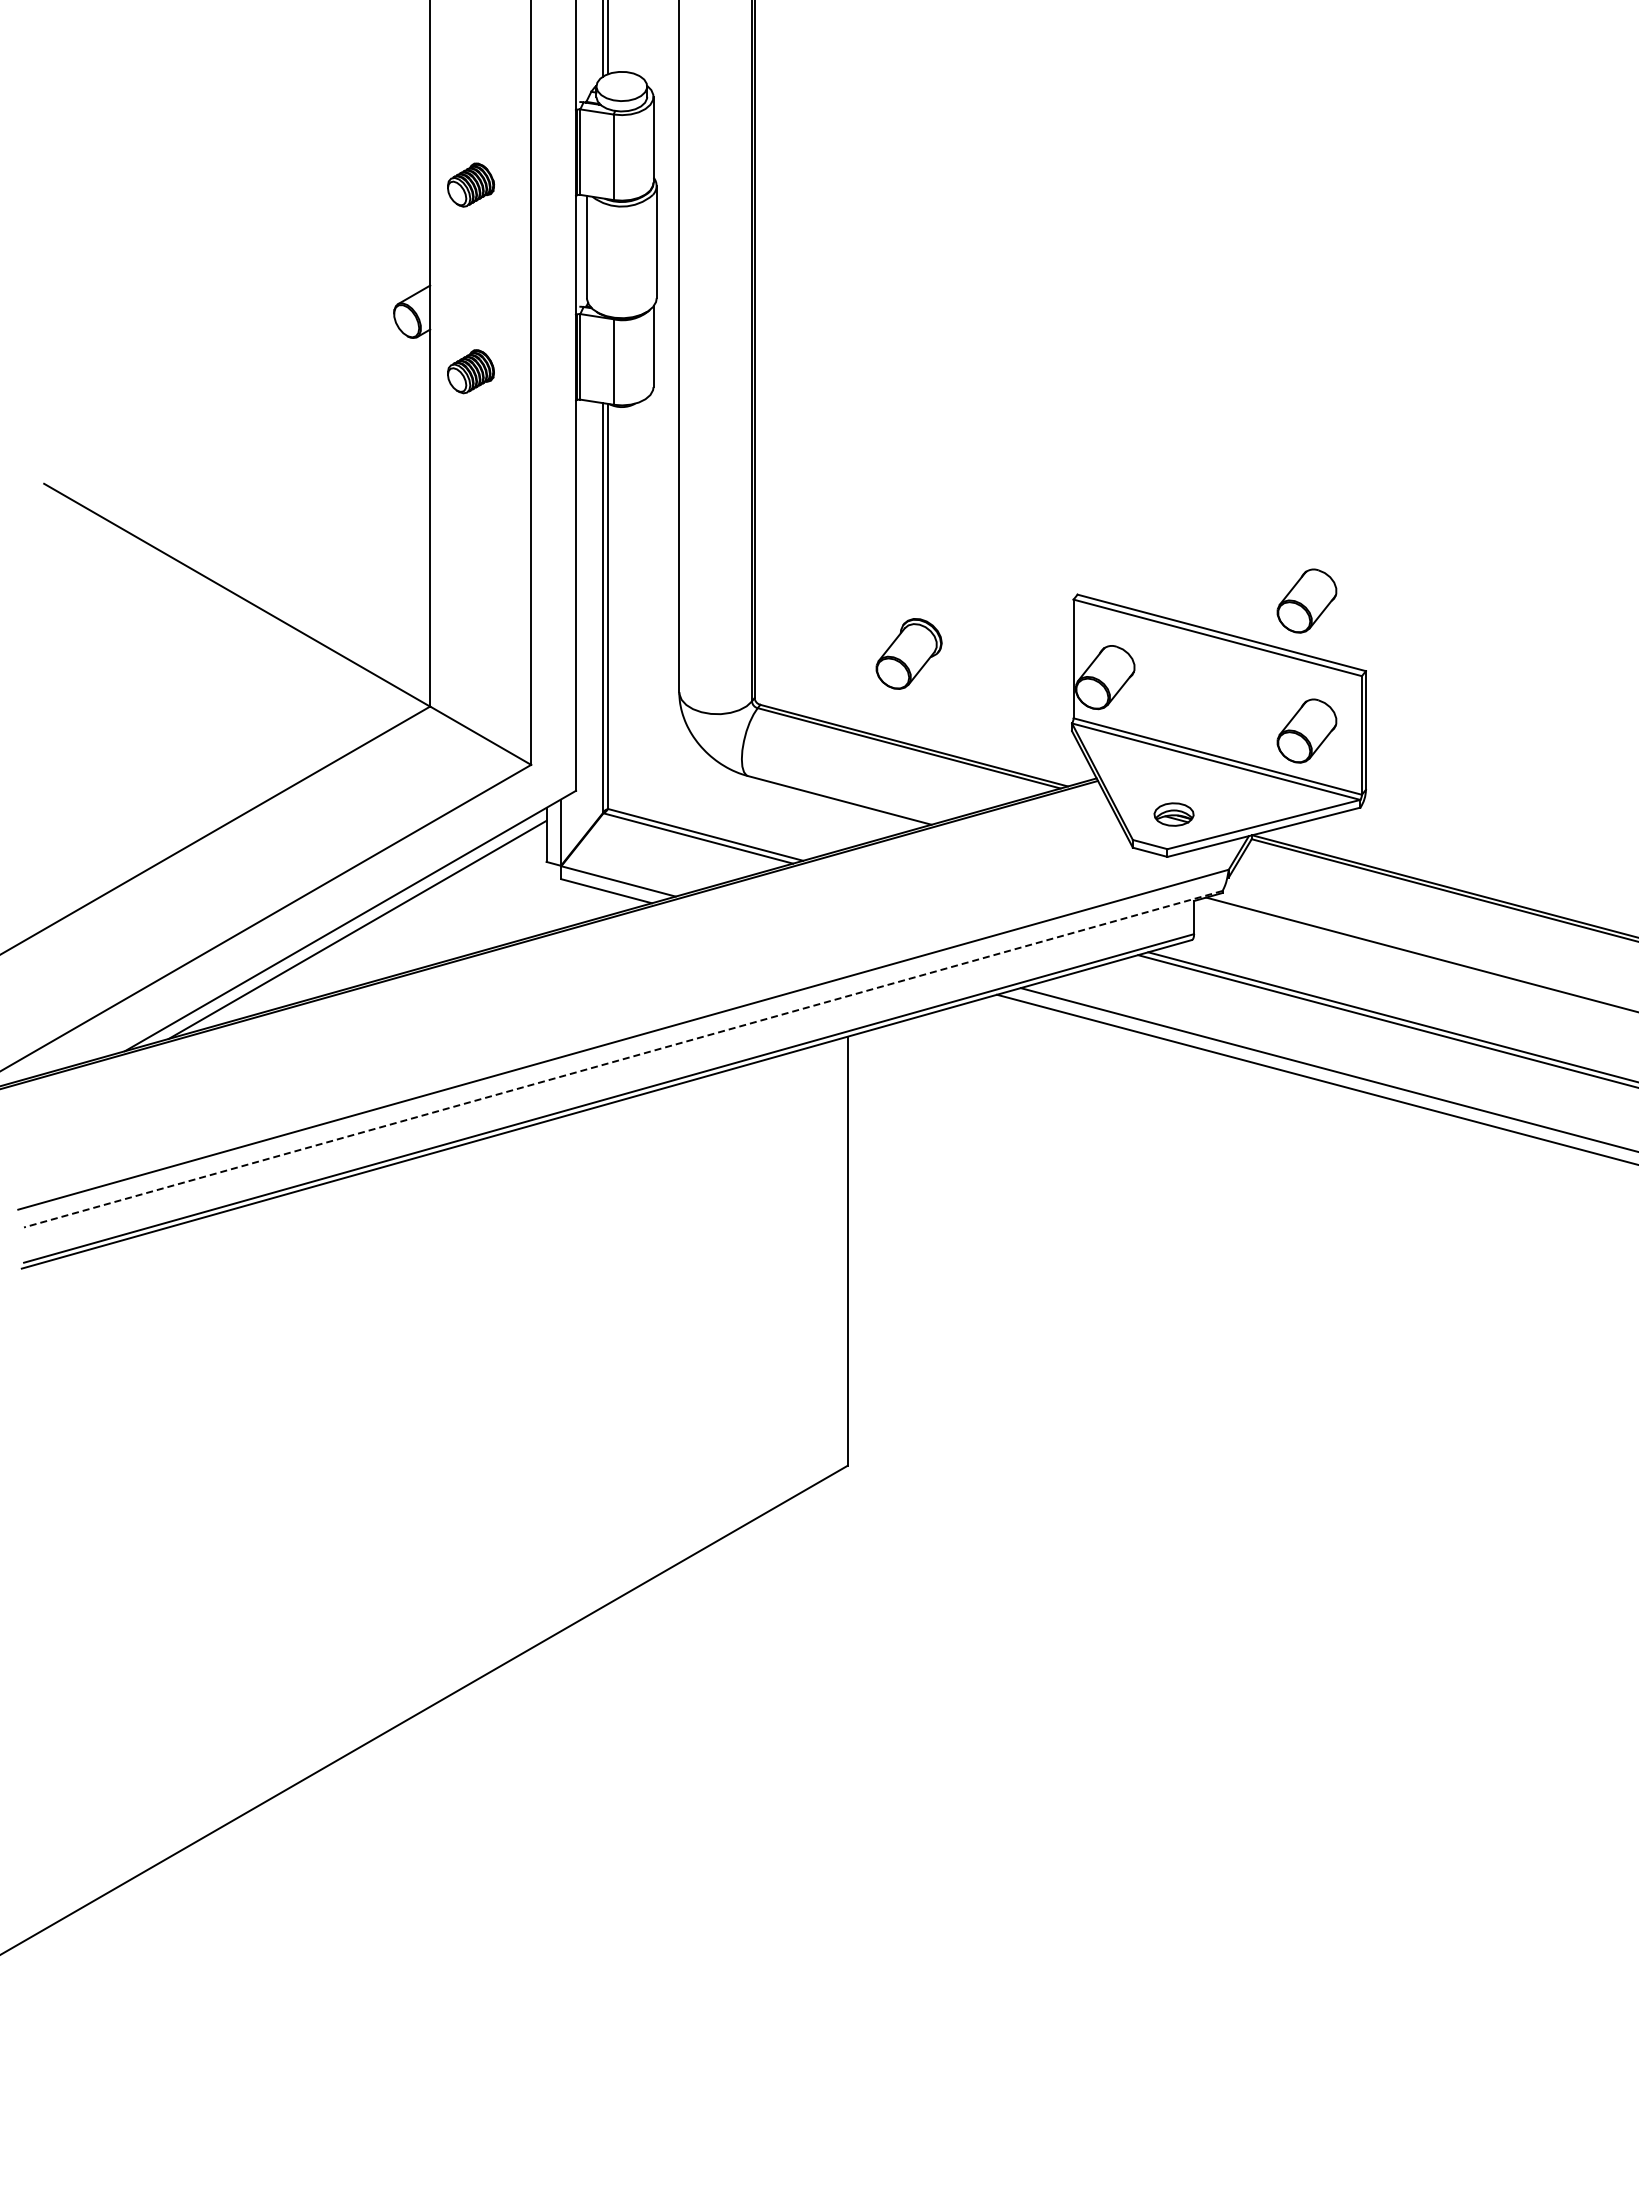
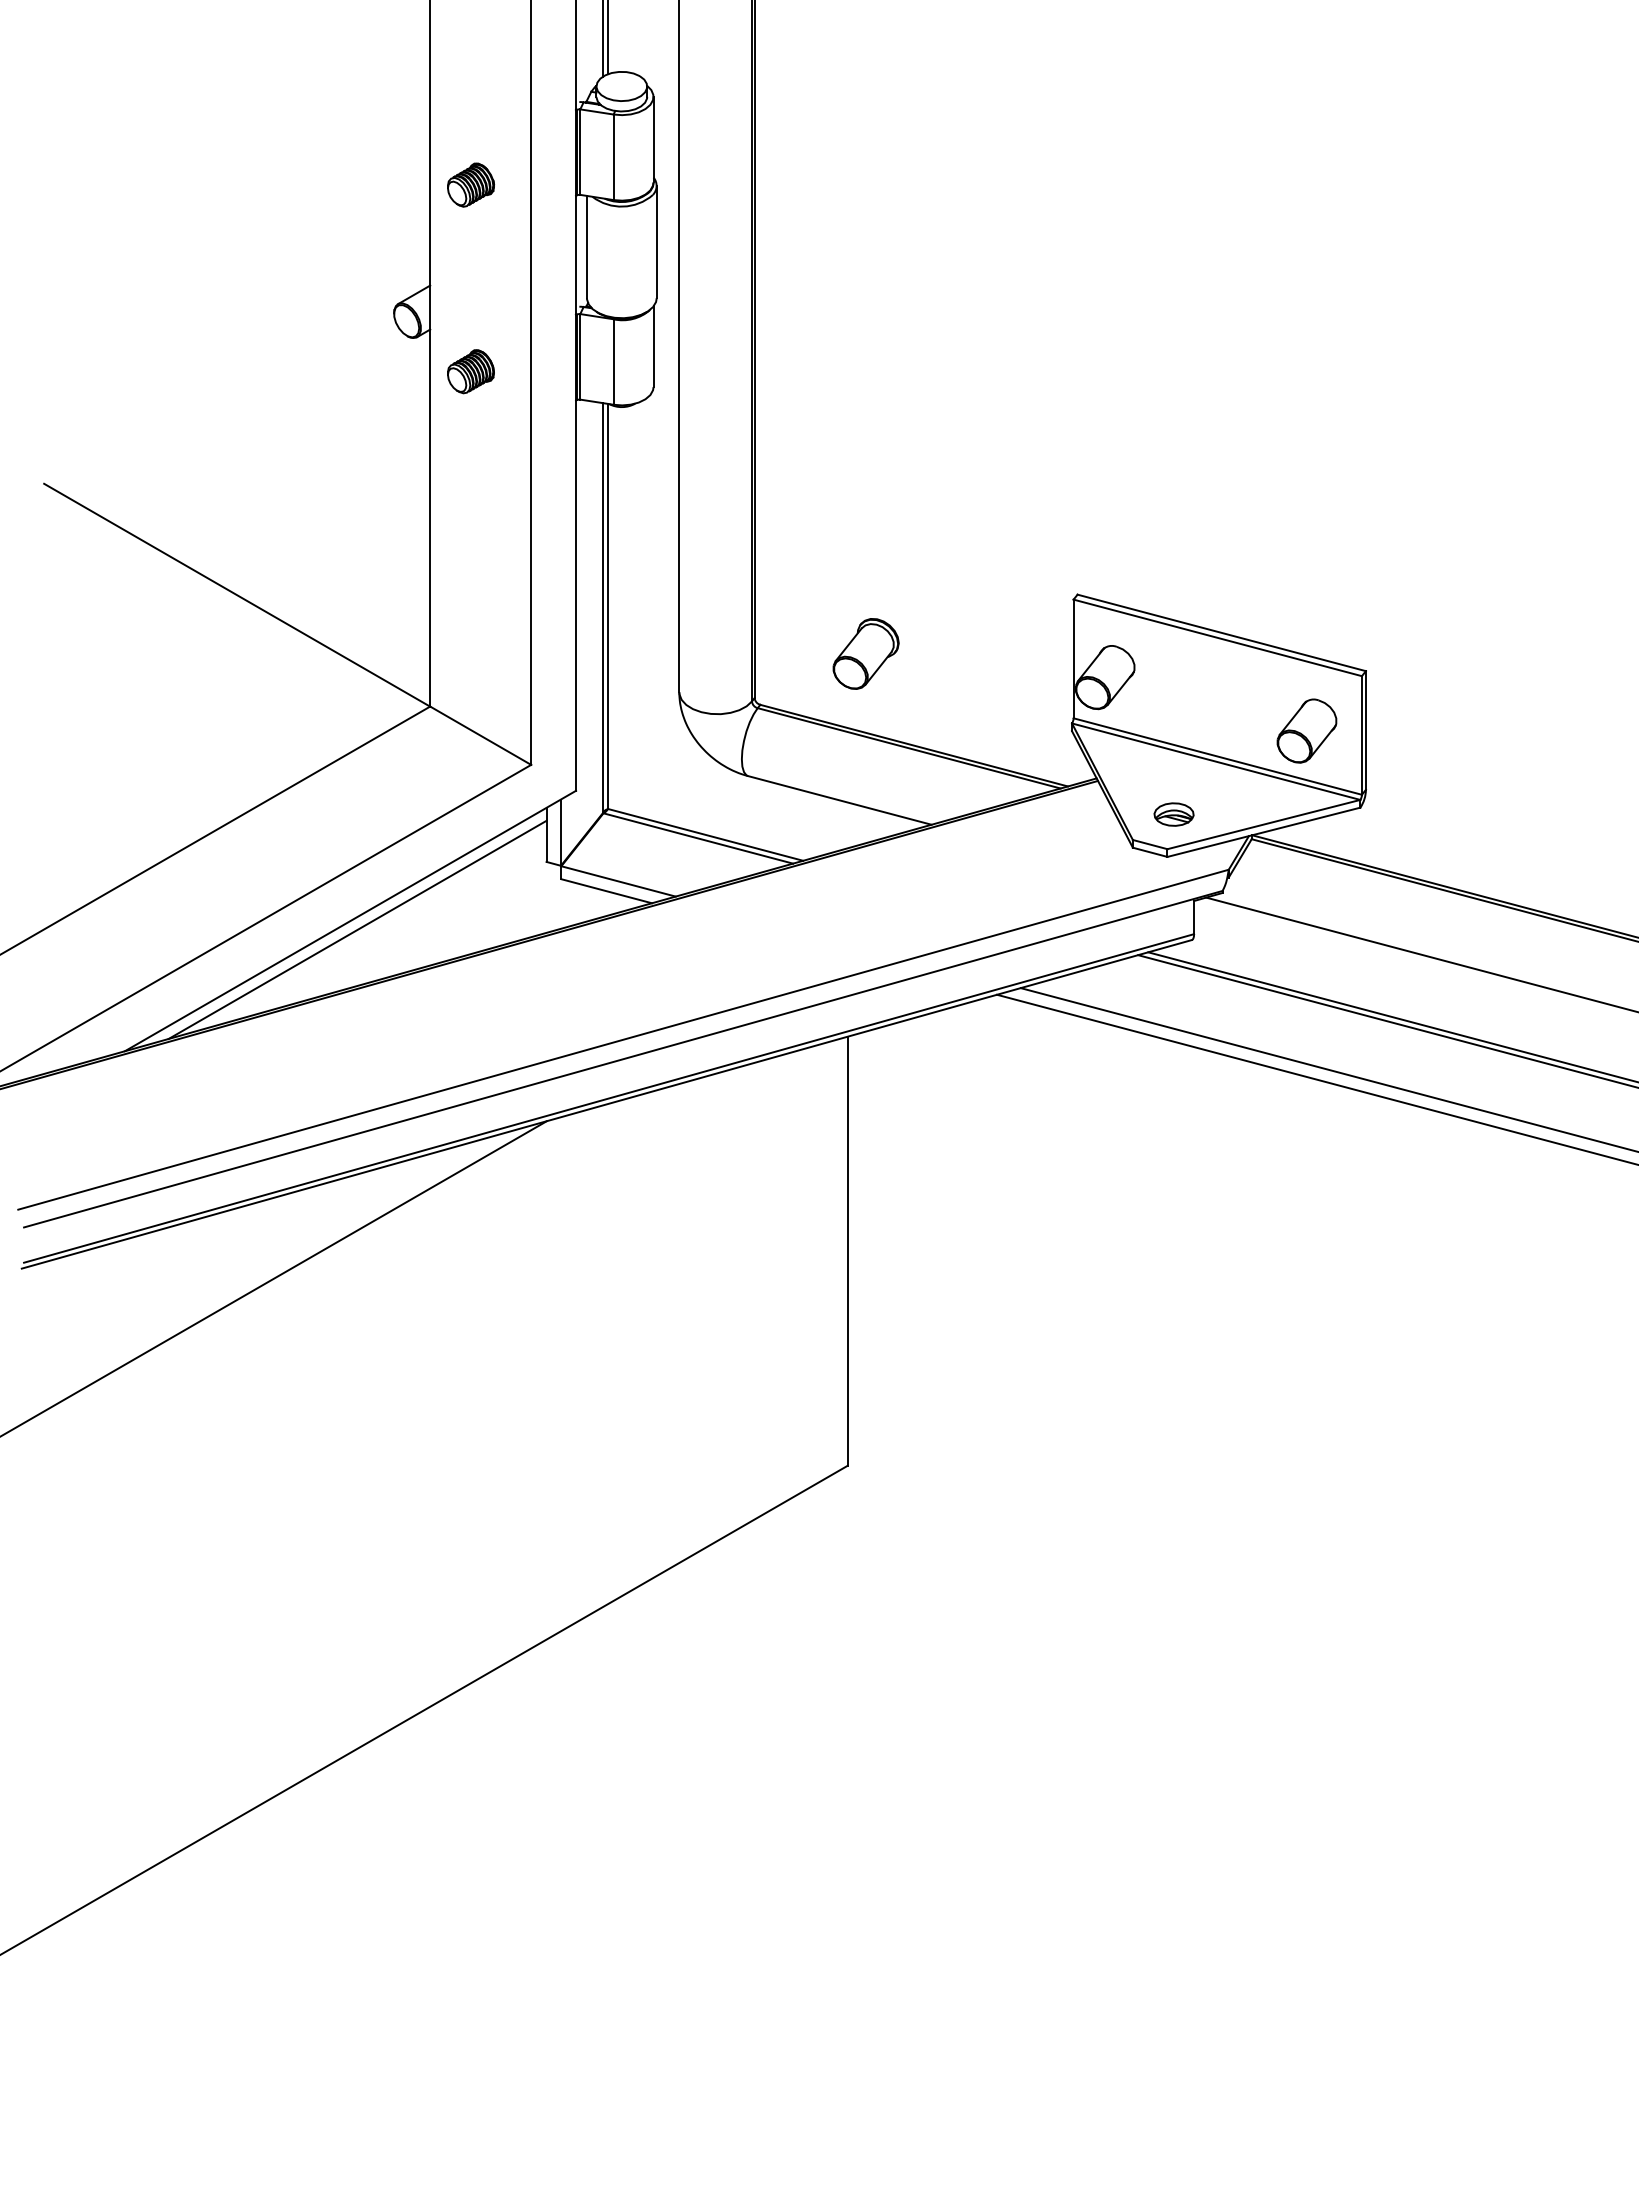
part: present -> none (1306, 600)
part position: (908, 653) -> (865, 653) (865, 653)
line: dashed -> solid (622, 1059)
line: none -> present (274, 1278)
